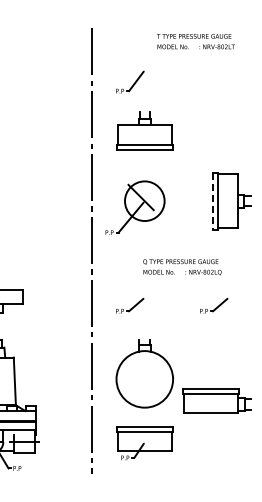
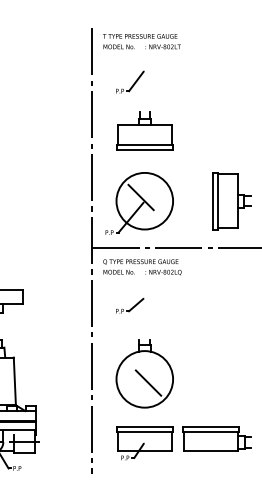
text position: (195, 41) -> (141, 41) (141, 41)
circle diameter: 40 px -> 57 px (144, 200)
line: dashed -> solid (212, 201)
line: none -> present (175, 248)
text position: (182, 267) -> (142, 267) (142, 267)
part: present -> none (214, 305)
line: none -> present (148, 382)
part position: (216, 400) -> (216, 438) (216, 438)
